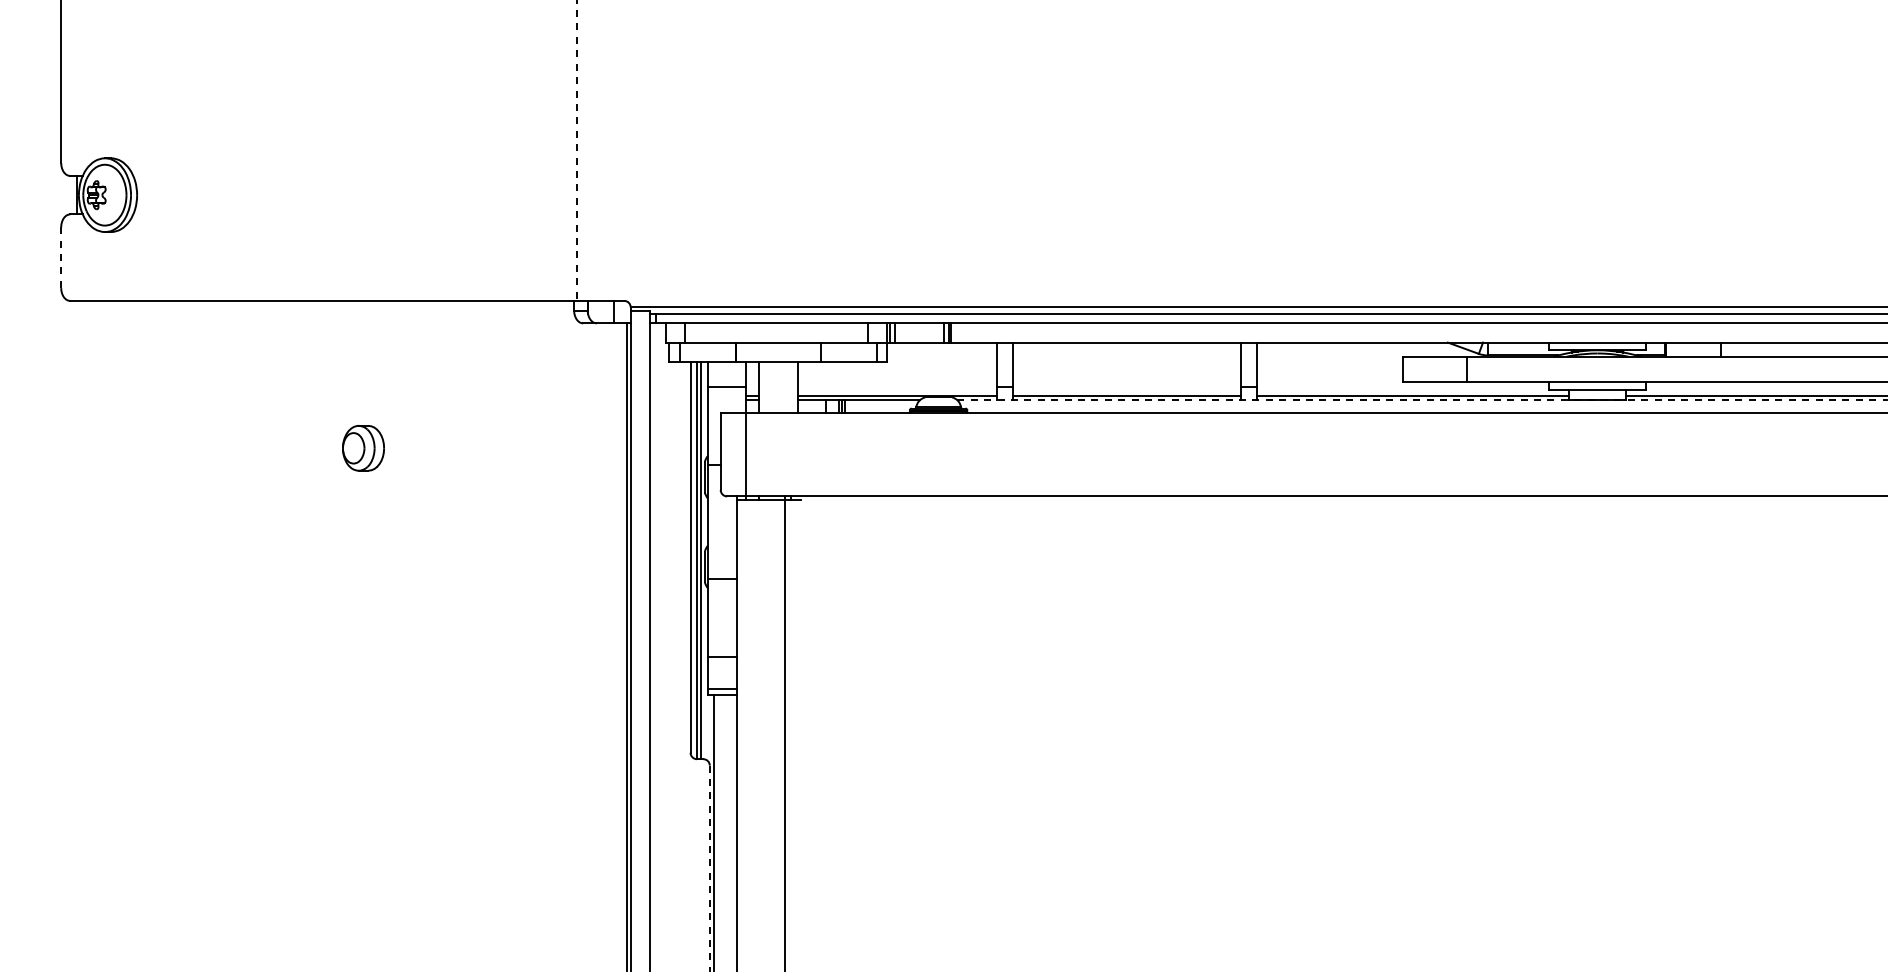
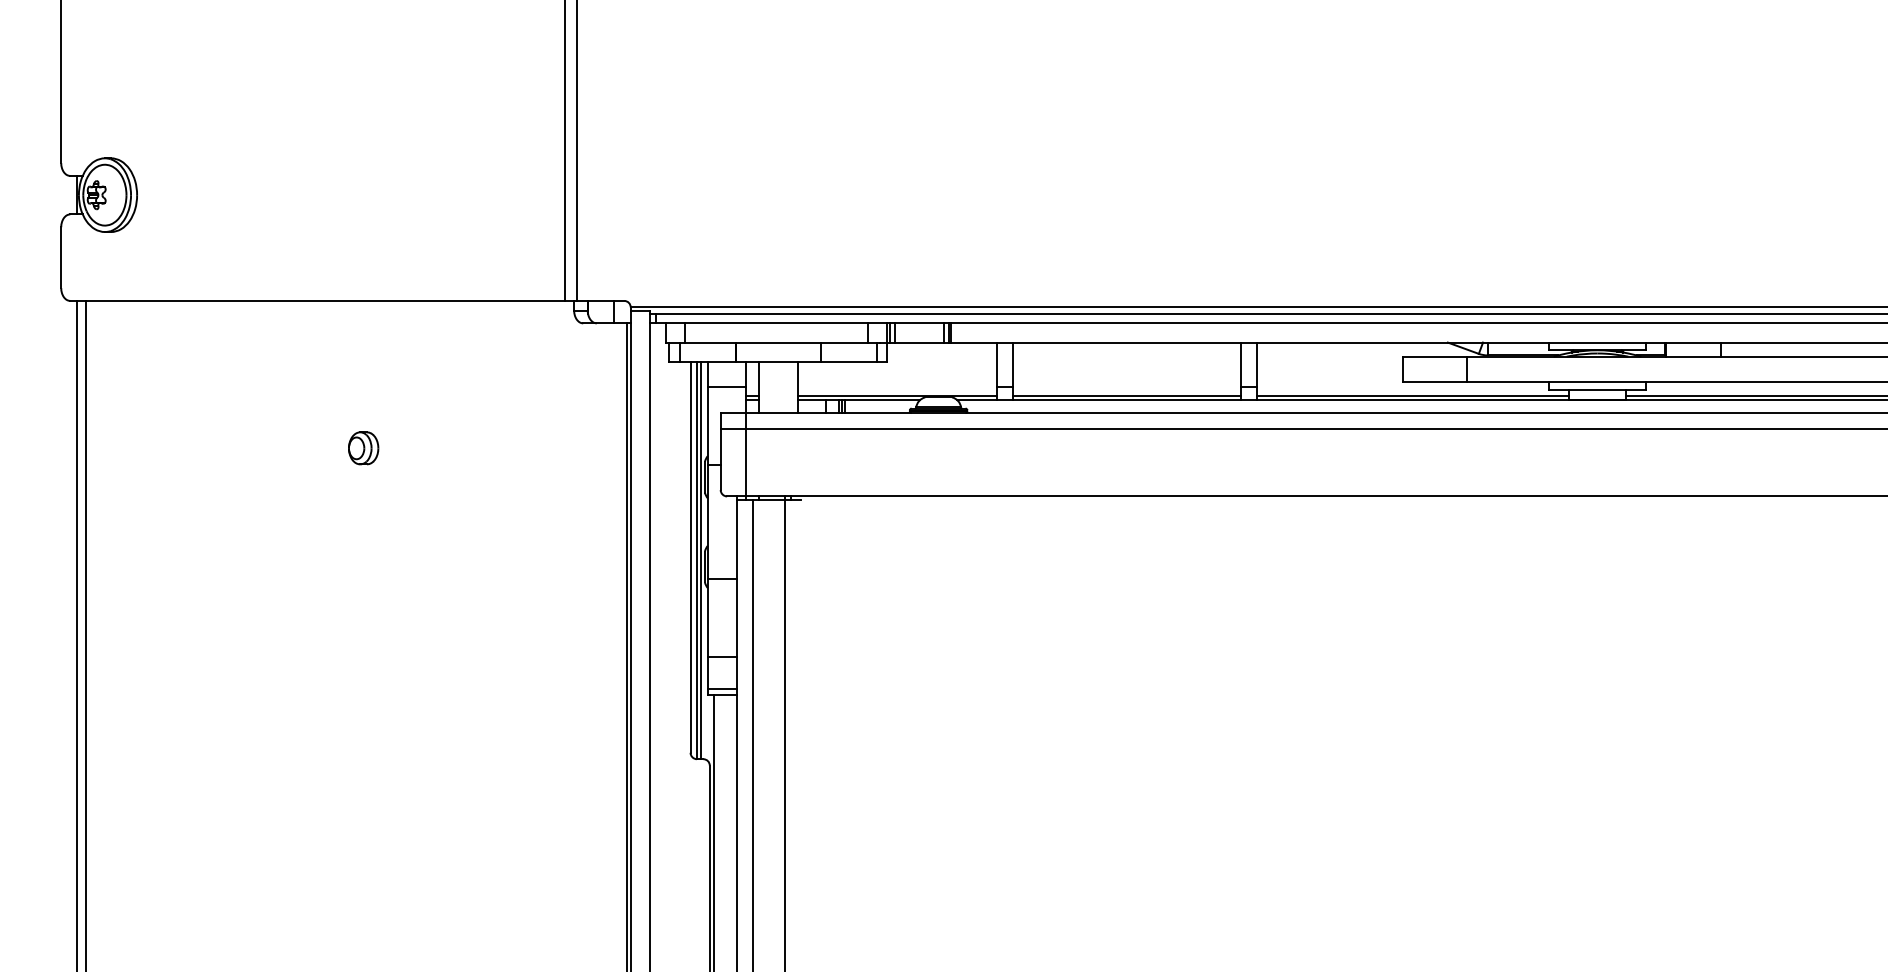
line: dashed -> solid (576, 150)
line: none -> present (565, 151)
line: dashed -> solid (61, 258)
line: dashed -> solid (1423, 400)
line: none -> present (1302, 429)
part size: 43x47 px -> 32x35 px (363, 448)
line: none -> present (76, 634)
line: none -> present (86, 634)
line: none -> present (752, 733)
line: dashed -> solid (709, 868)
